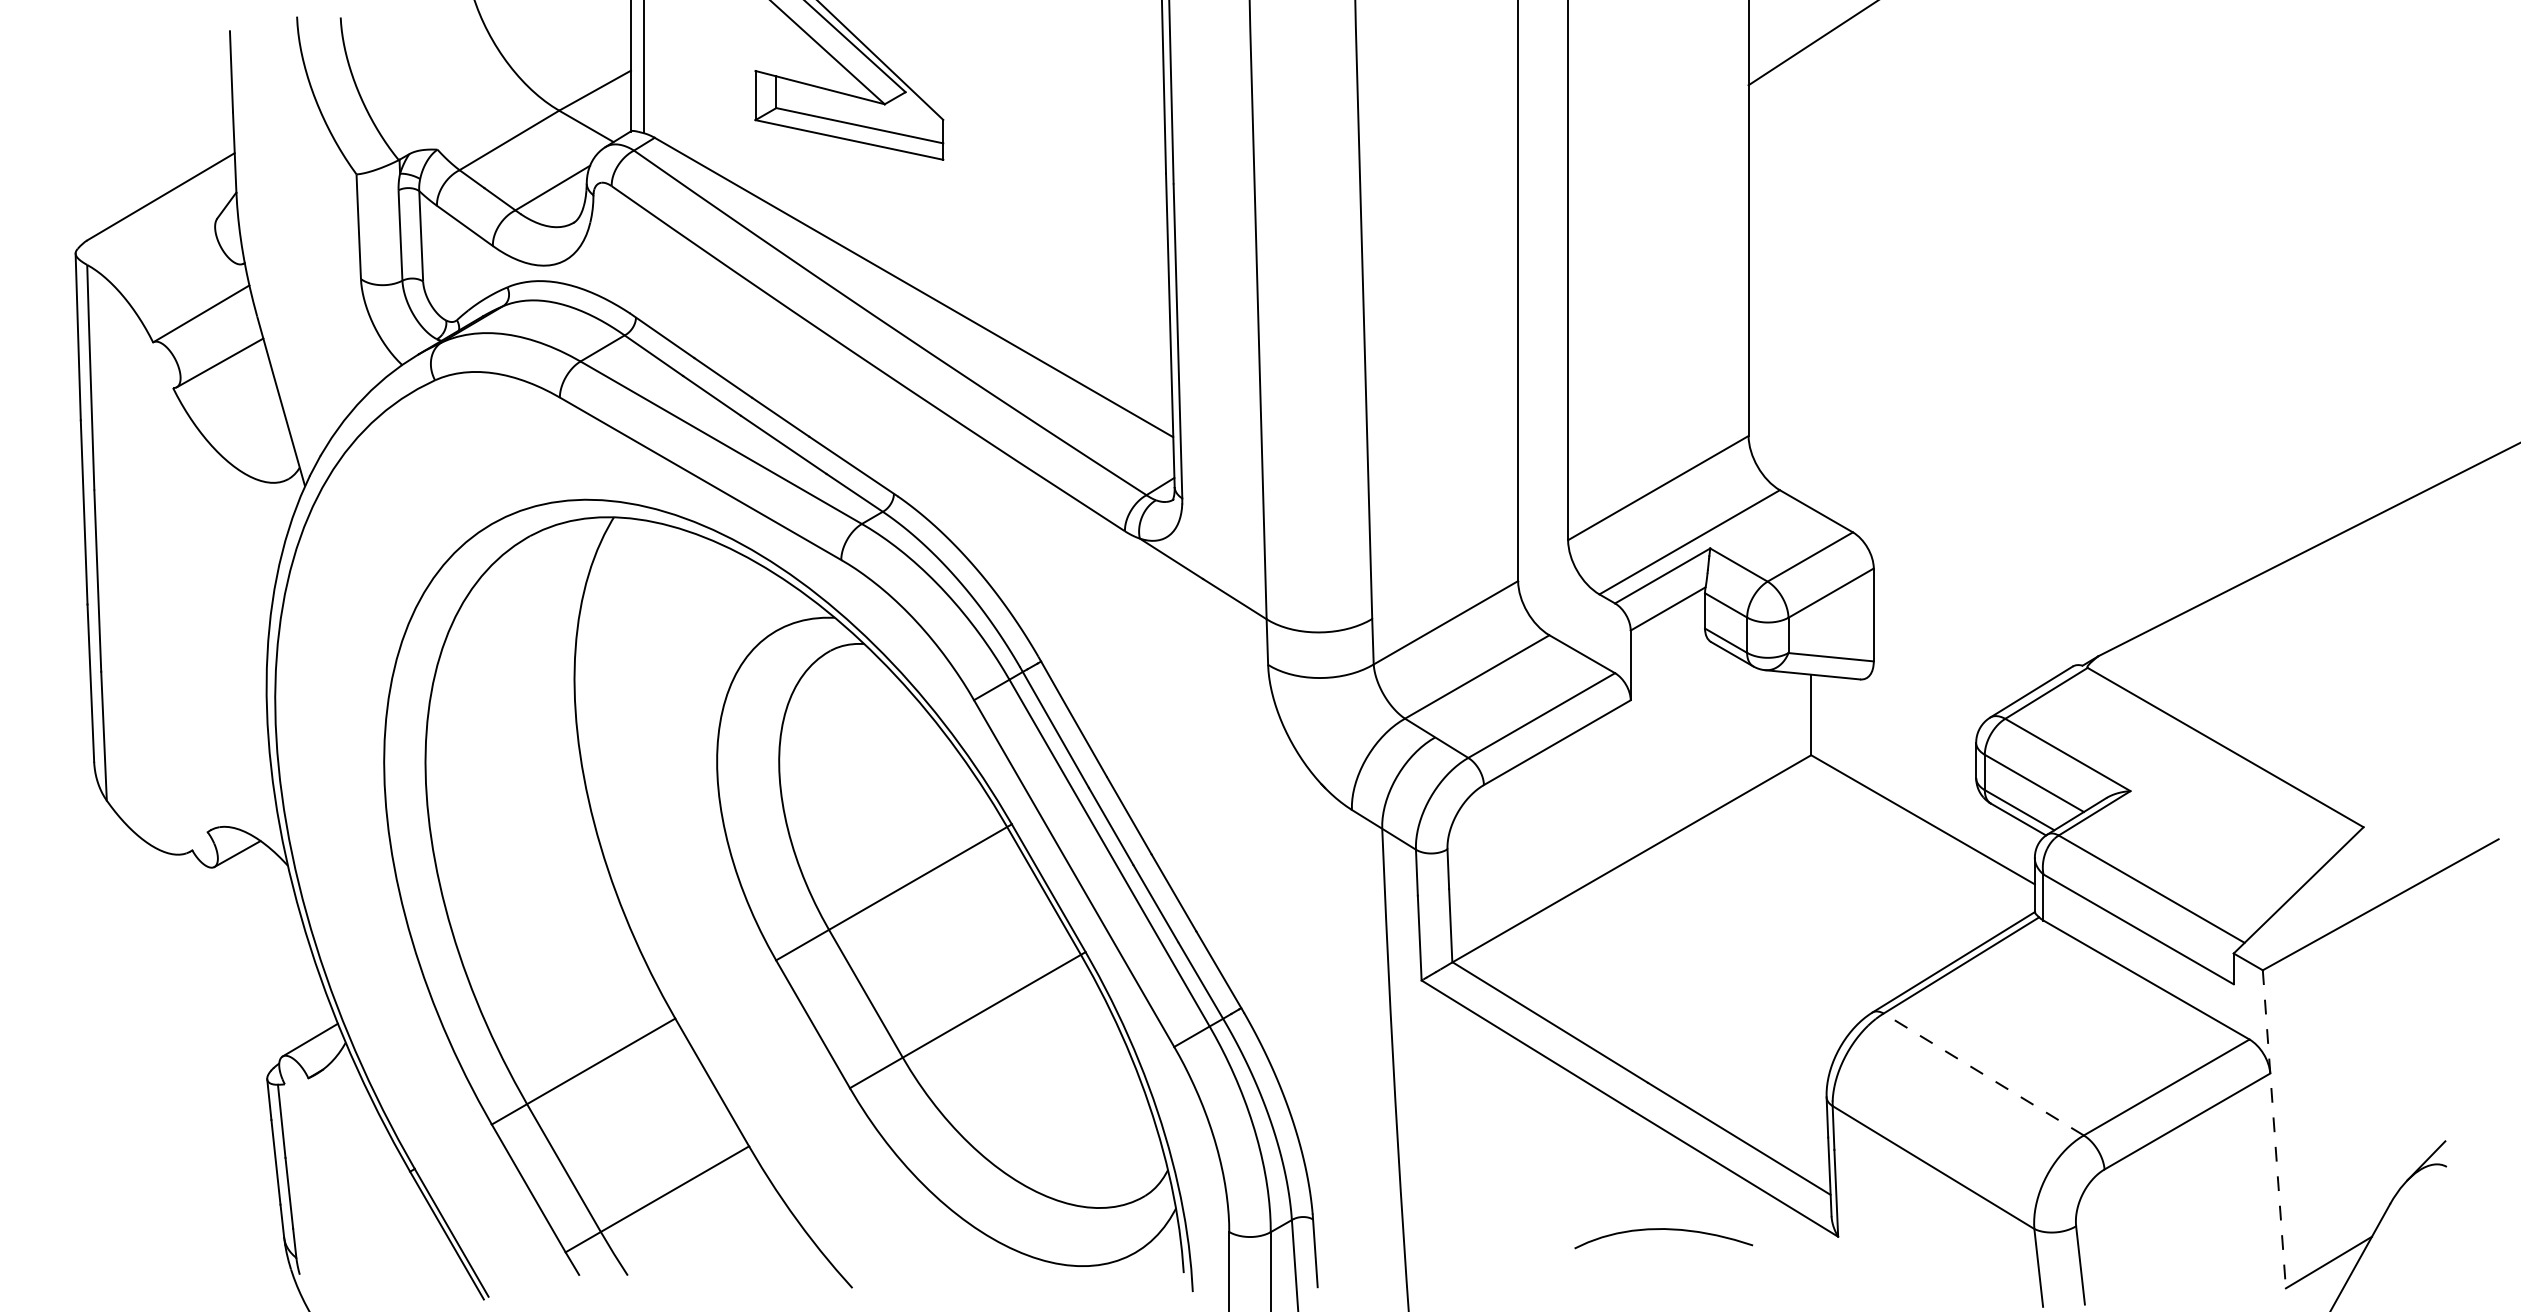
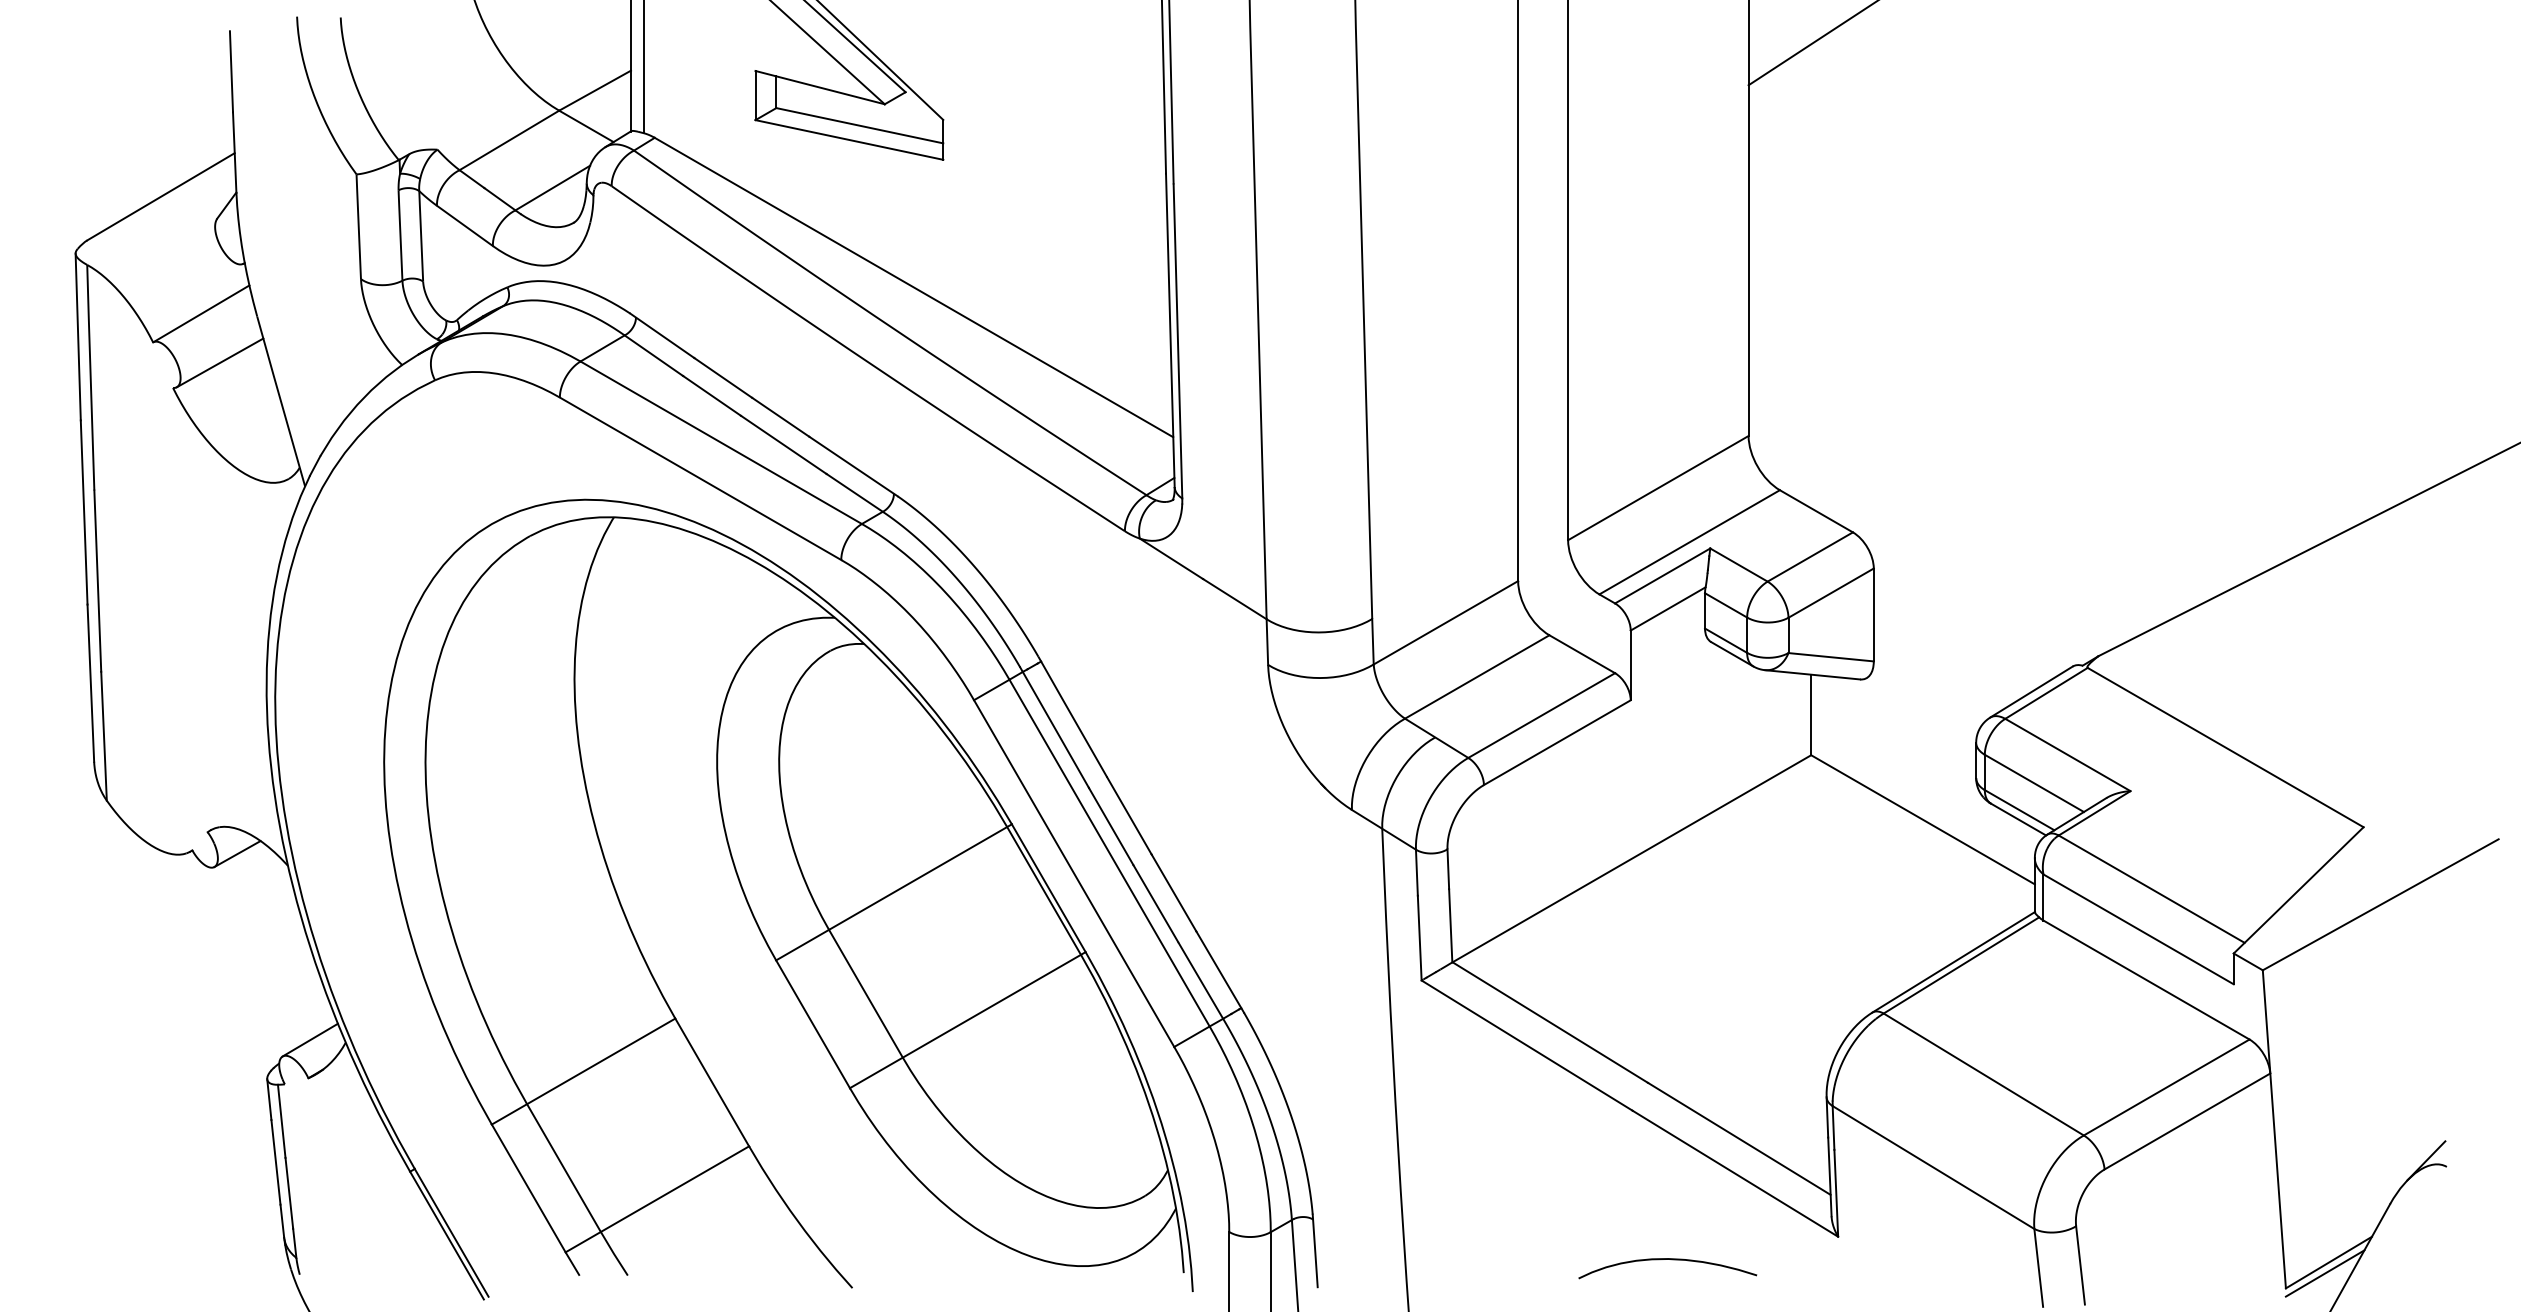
line: dashed -> solid (1983, 1074)
line: dashed -> solid (2274, 1129)
curve position: (1667, 1230) -> (1671, 1260) (1671, 1260)
line: none -> present (2324, 1273)
